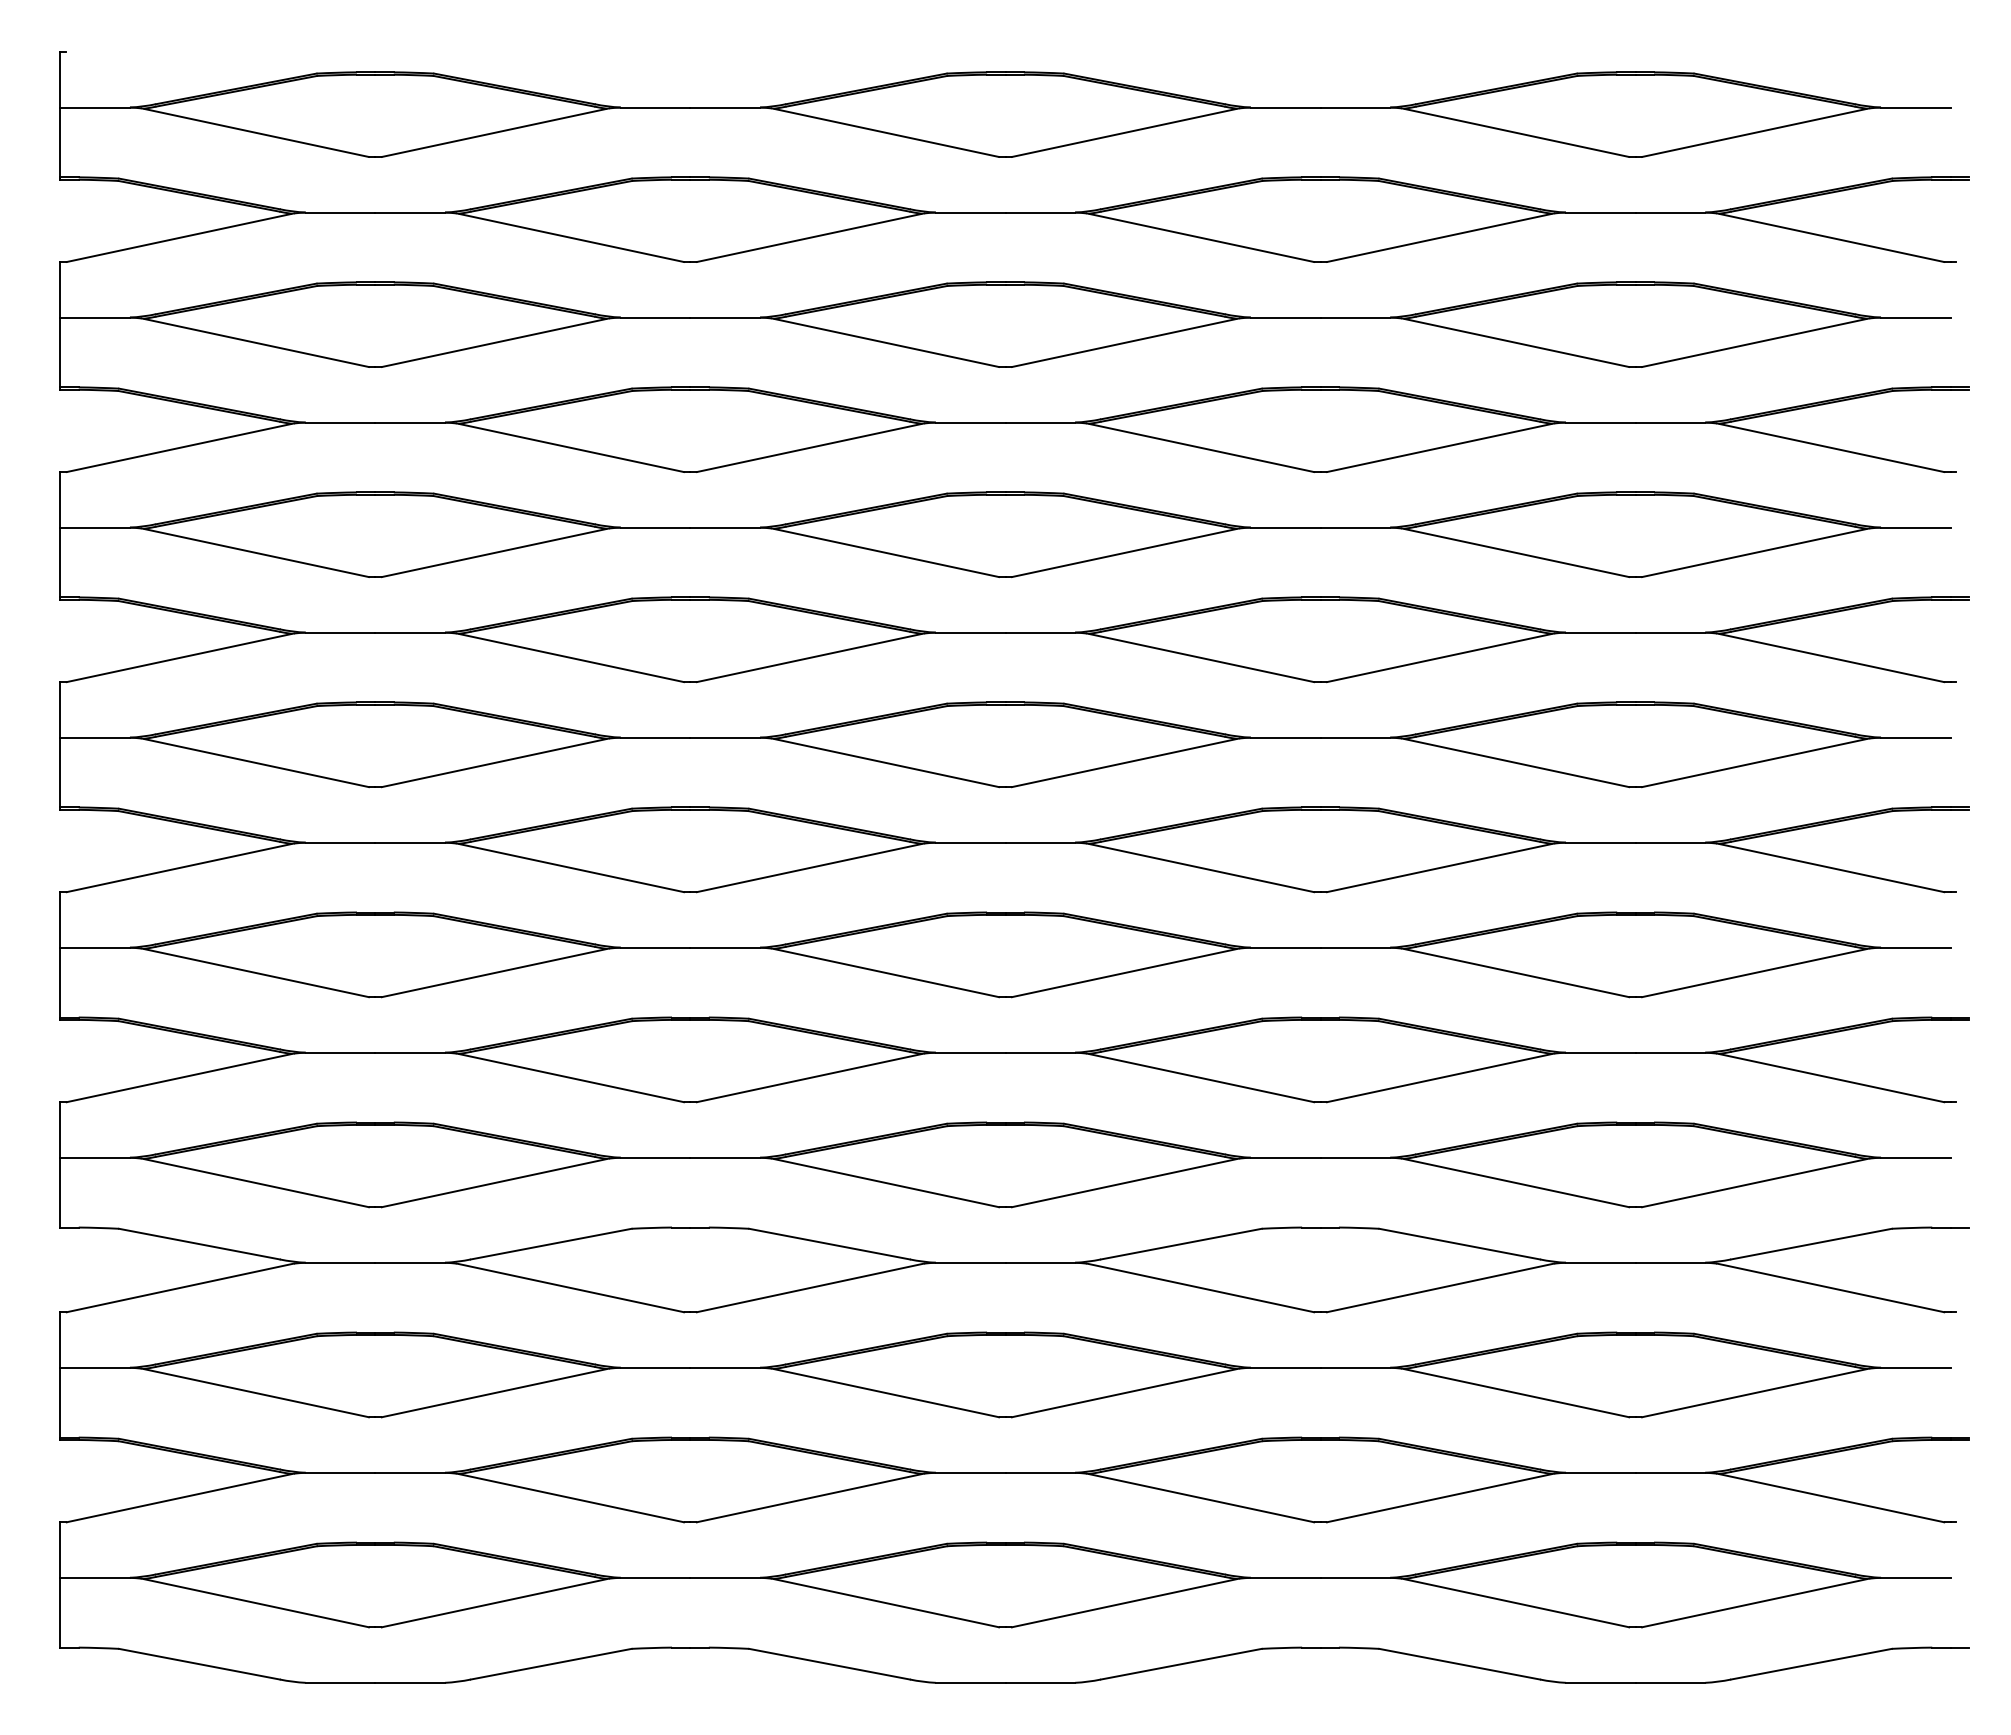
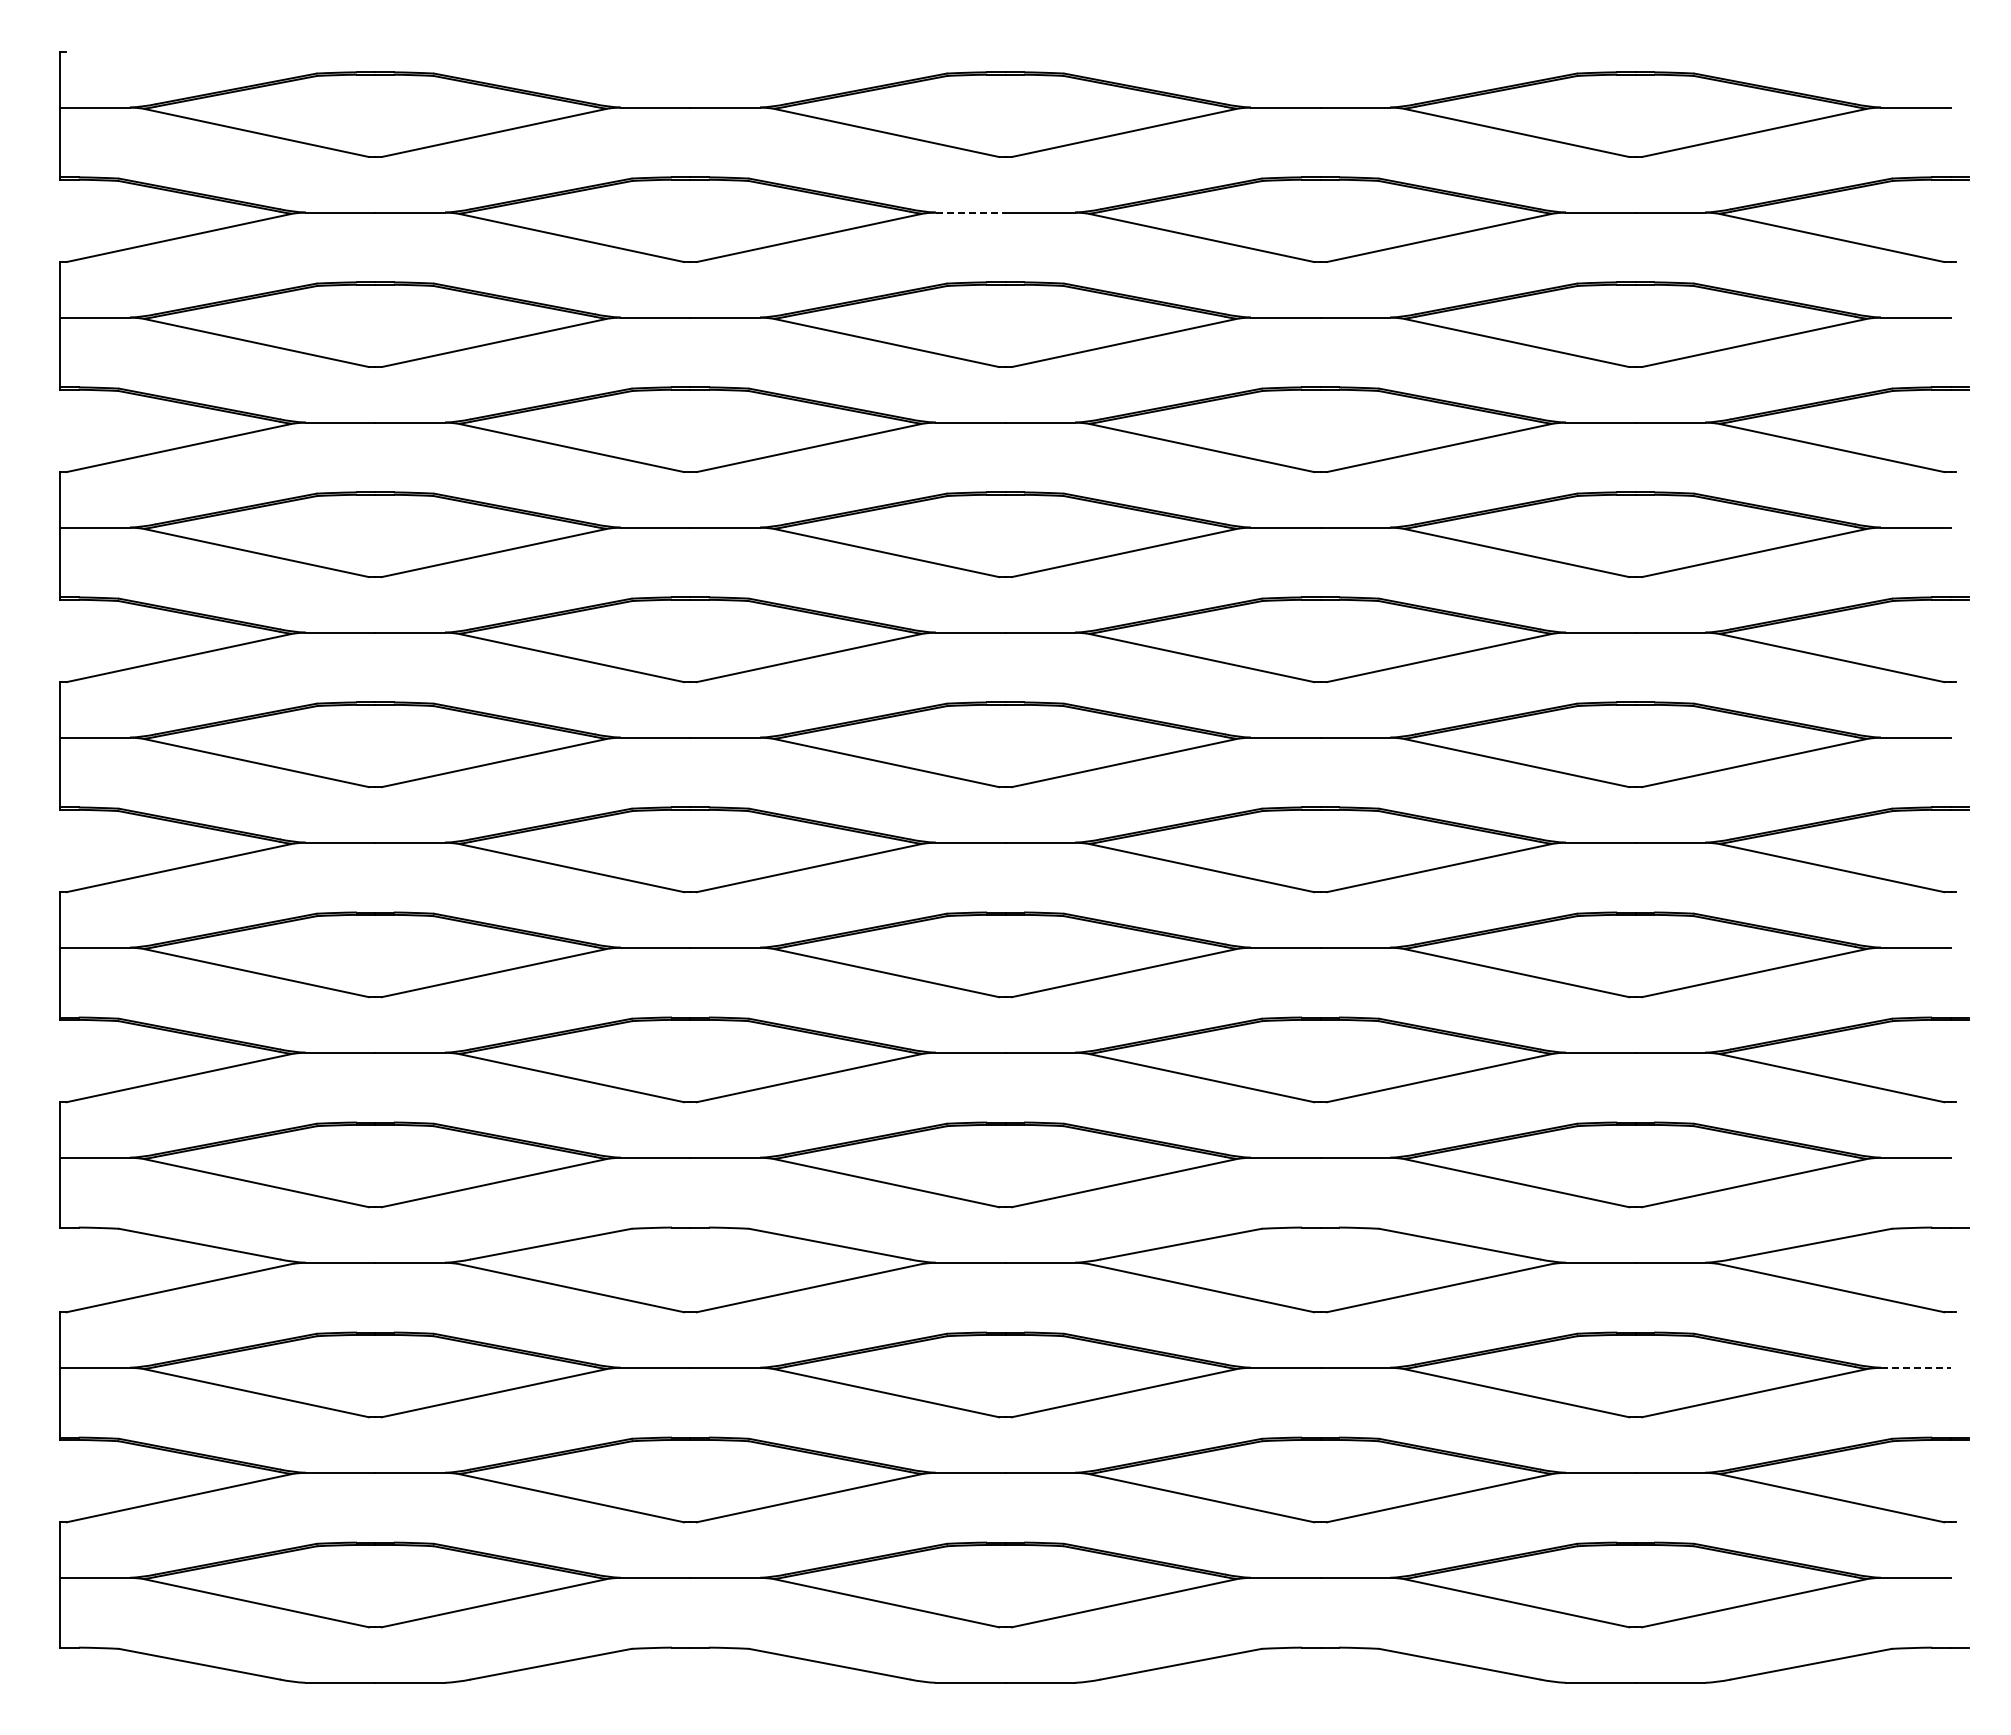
line: solid -> dashed (970, 212)
line: solid -> dashed (1915, 1367)
